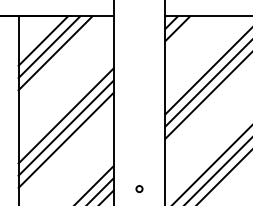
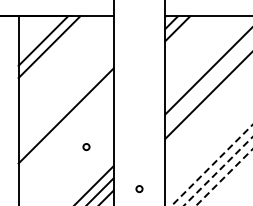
line: present -> none (55, 53)
line: present -> none (207, 84)
line: present -> none (65, 127)
line: present -> none (65, 140)
circle: none -> present (86, 147)
line: solid -> dashed (212, 164)
line: solid -> dashed (218, 171)
line: solid -> dashed (224, 177)
